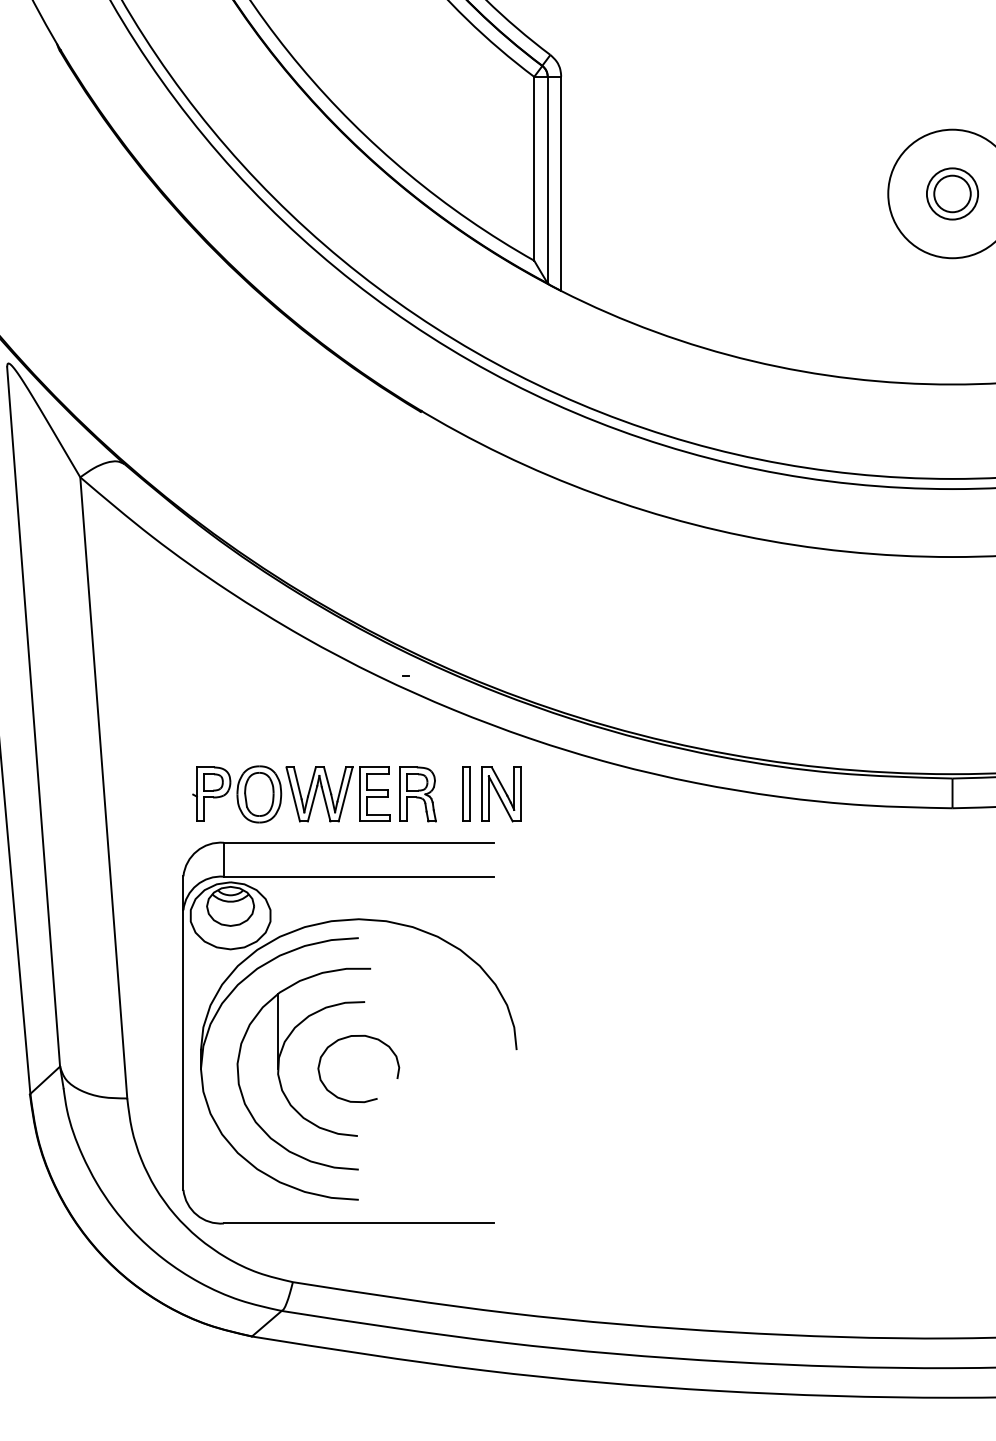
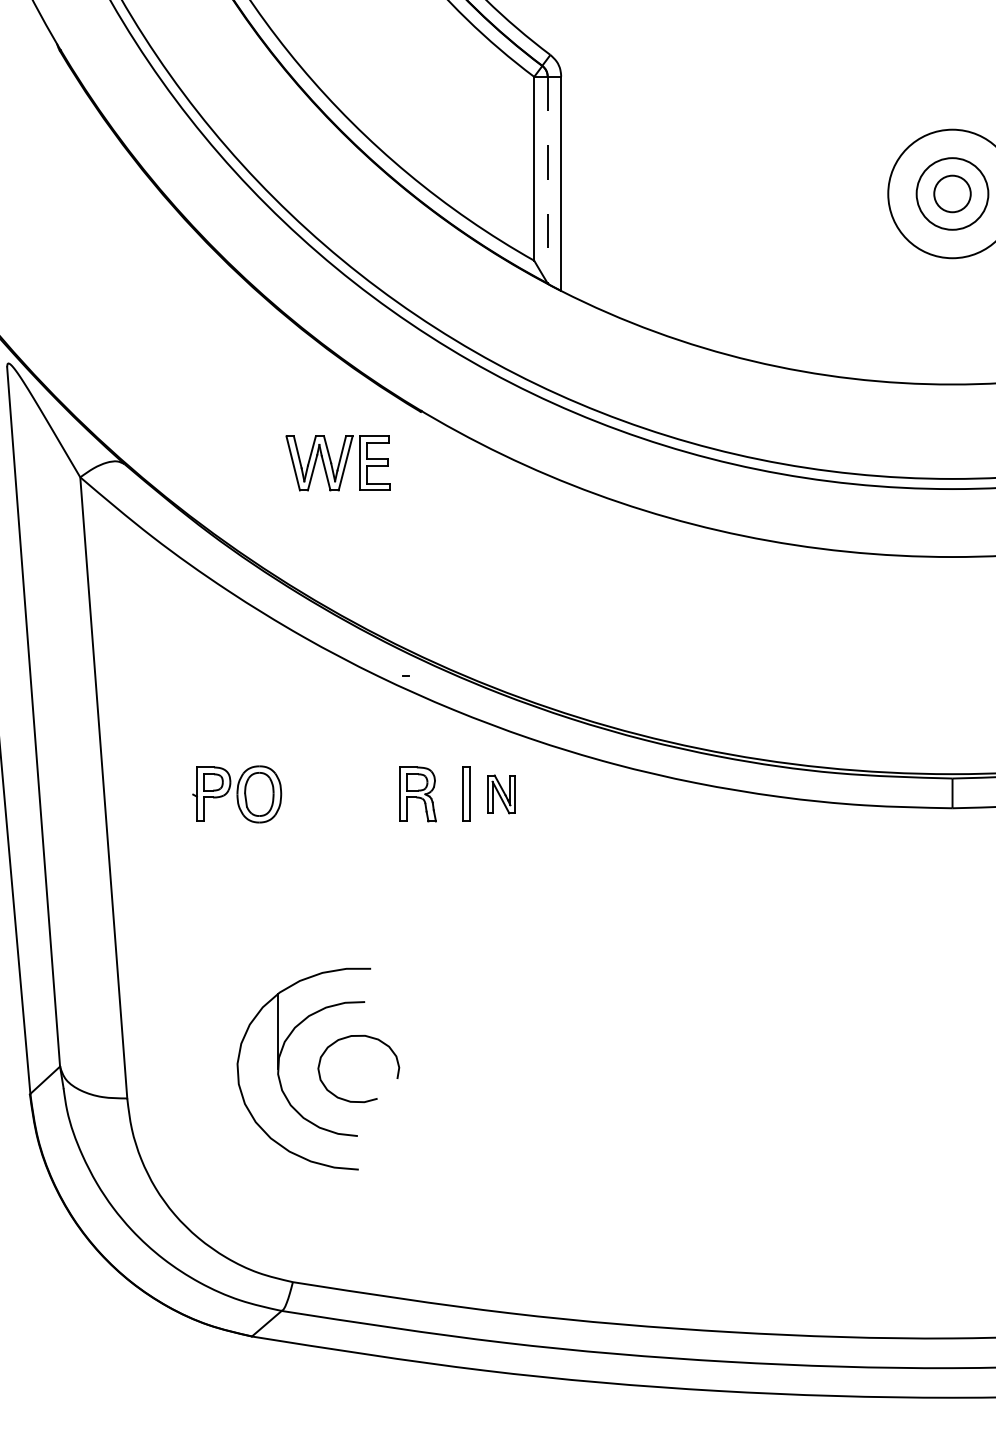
line: solid -> dashed (547, 180)
circle diameter: 51 px -> 72 px (952, 193)
part position: (337, 794) -> (337, 463) (337, 463)
part size: 41x57 px -> 29x41 px (501, 794)
part: present -> none (343, 940)
